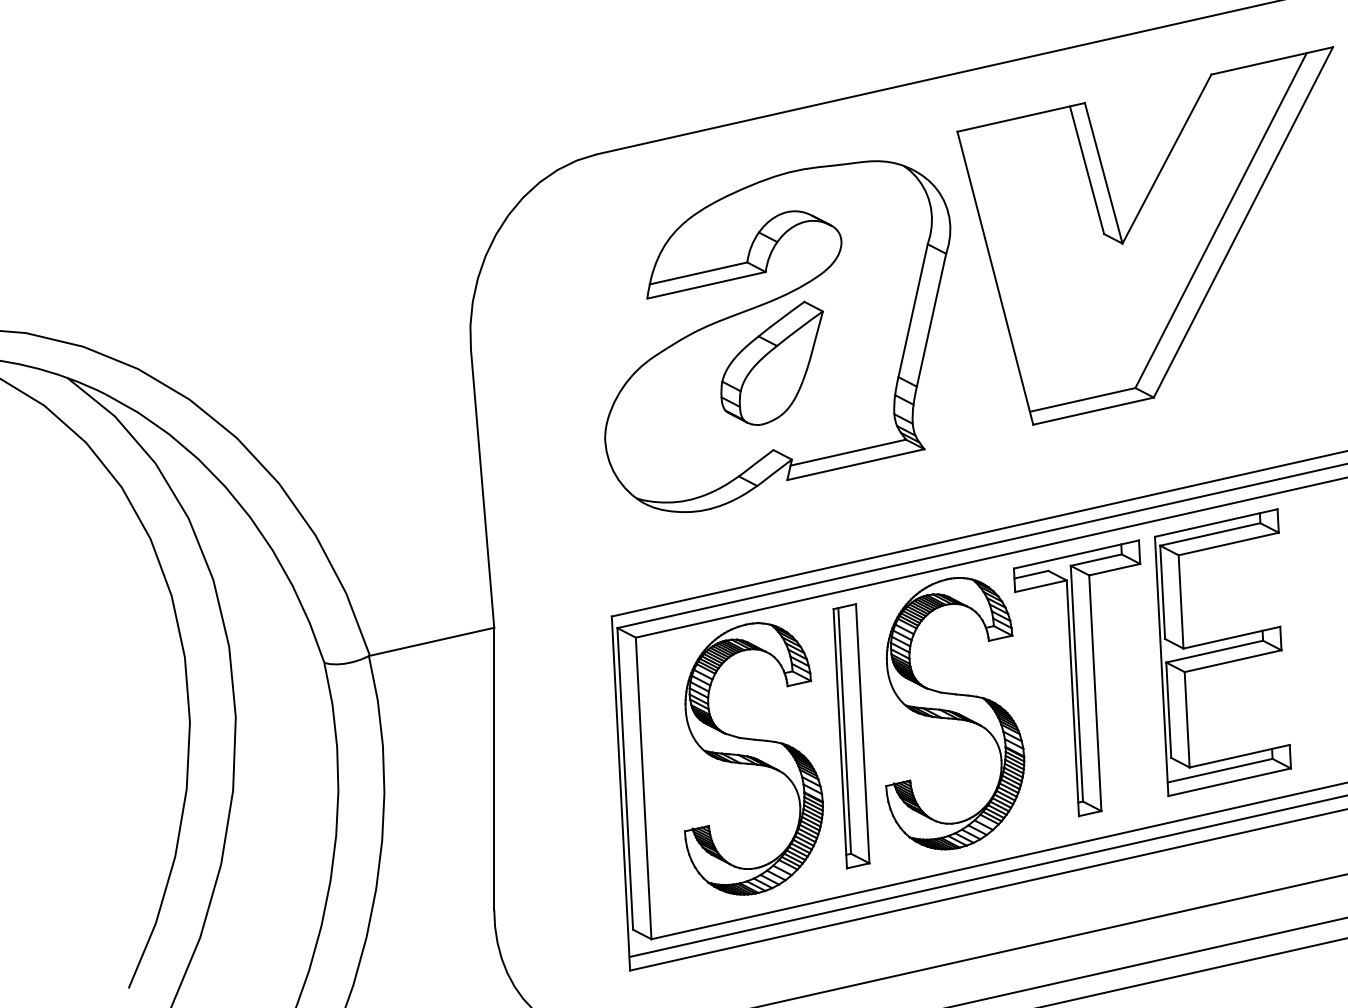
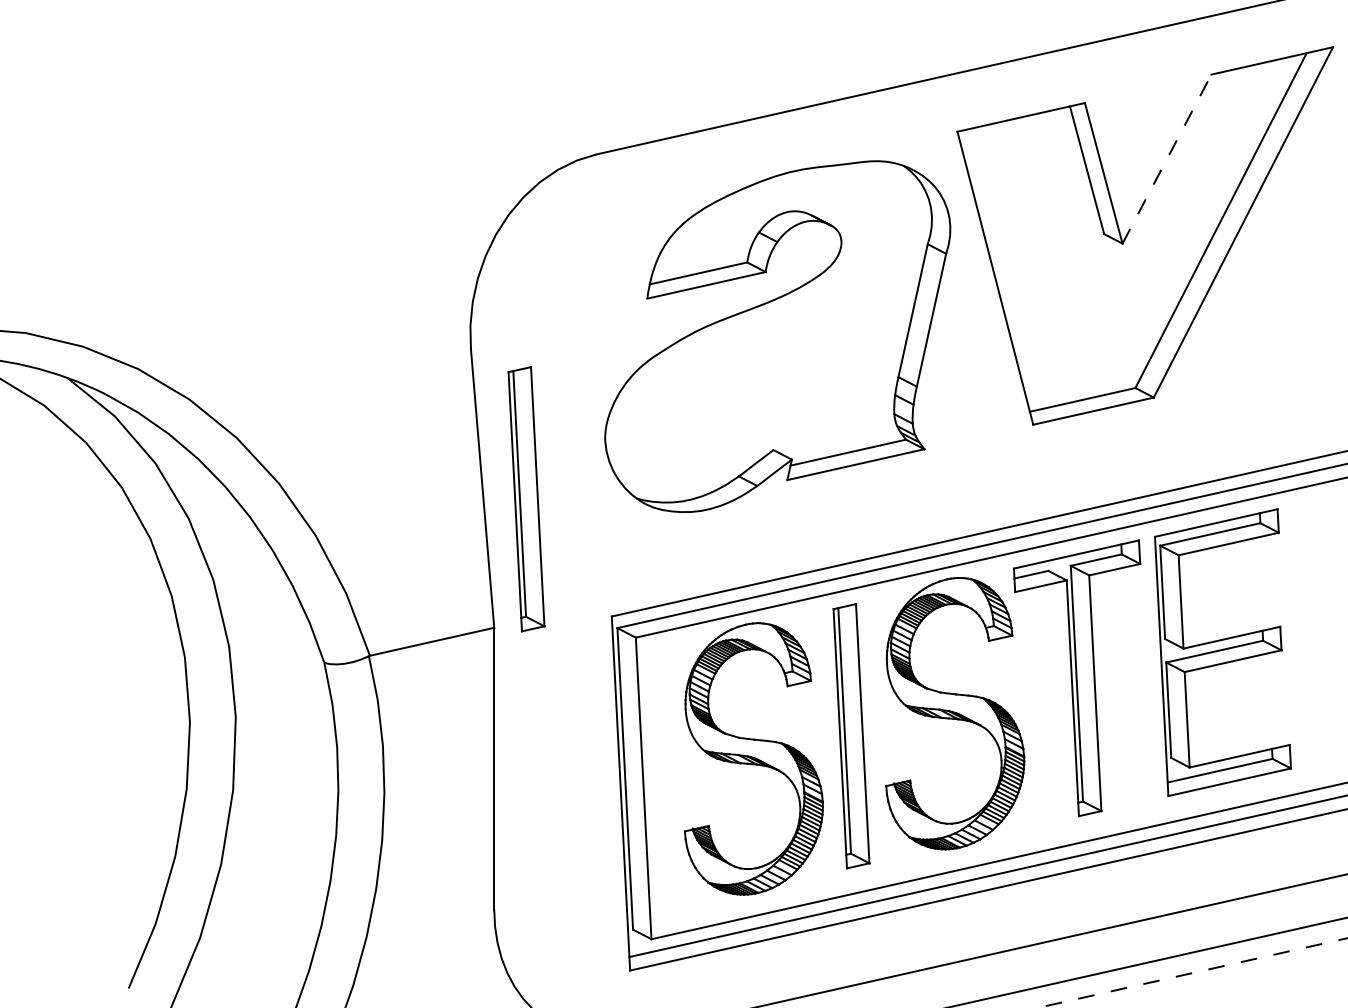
line: solid -> dashed (1167, 158)
part: present -> none (771, 362)
part: none -> present (526, 499)
line: solid -> dashed (1192, 973)
